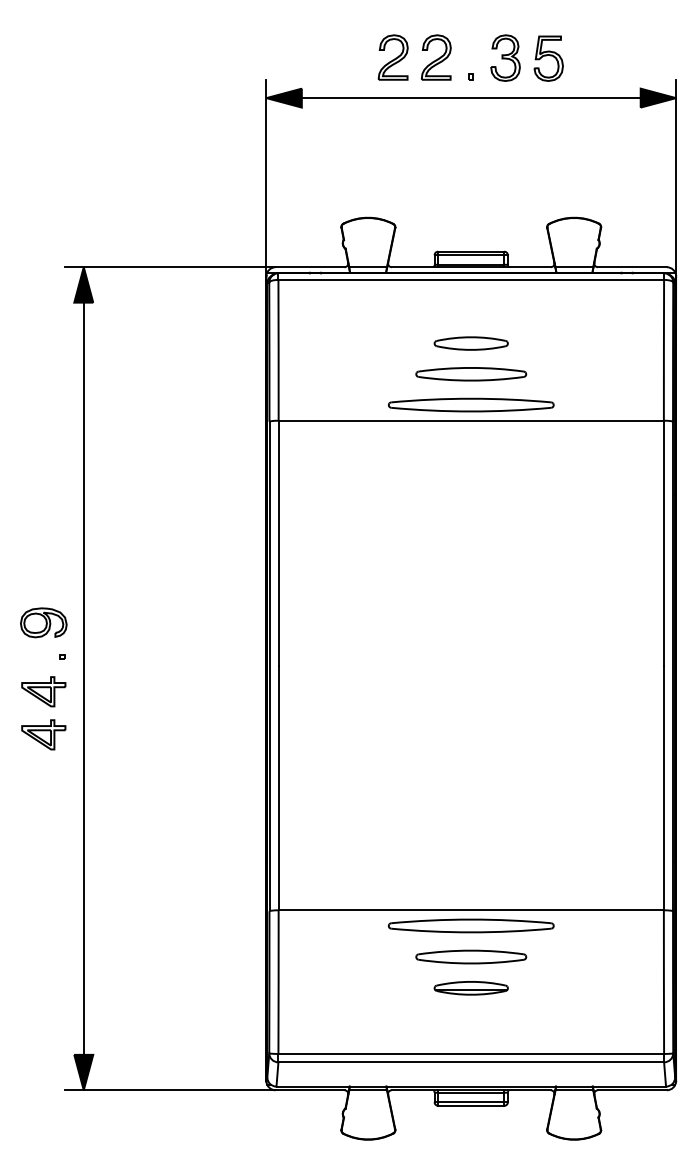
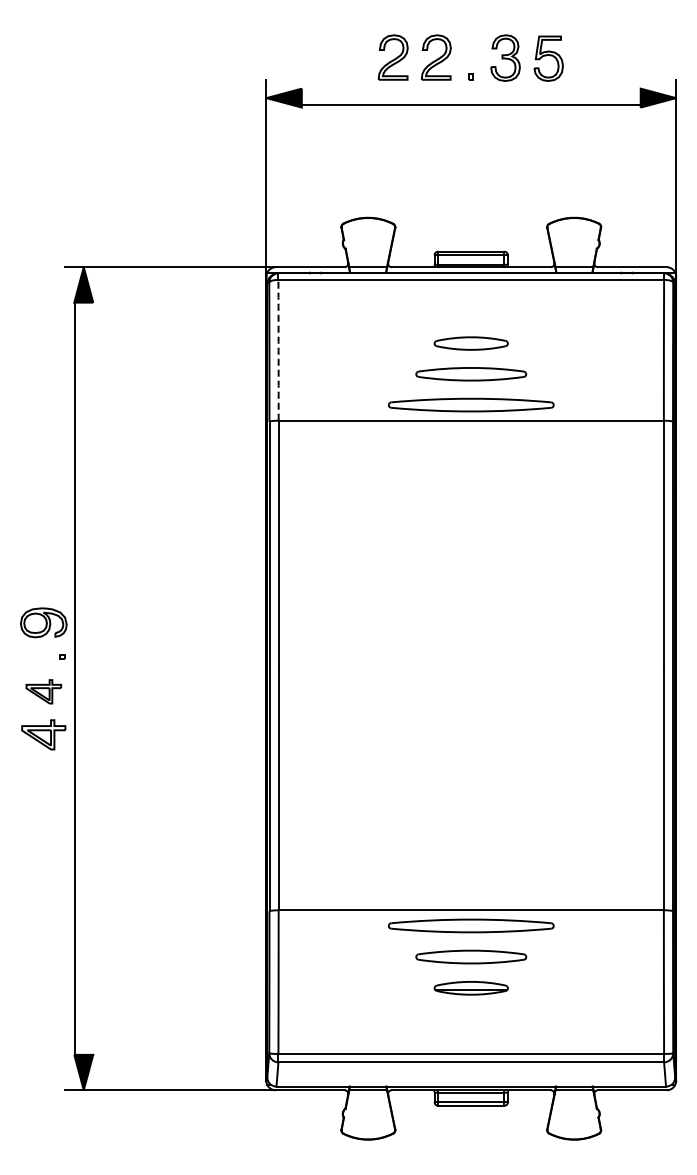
line position: (470, 98) -> (470, 105) (470, 105)
arc: solid -> dashed (278, 350)
line position: (83, 678) -> (74, 678) (74, 678)
part size: 46x32 px -> 37x26 px (43, 691)
